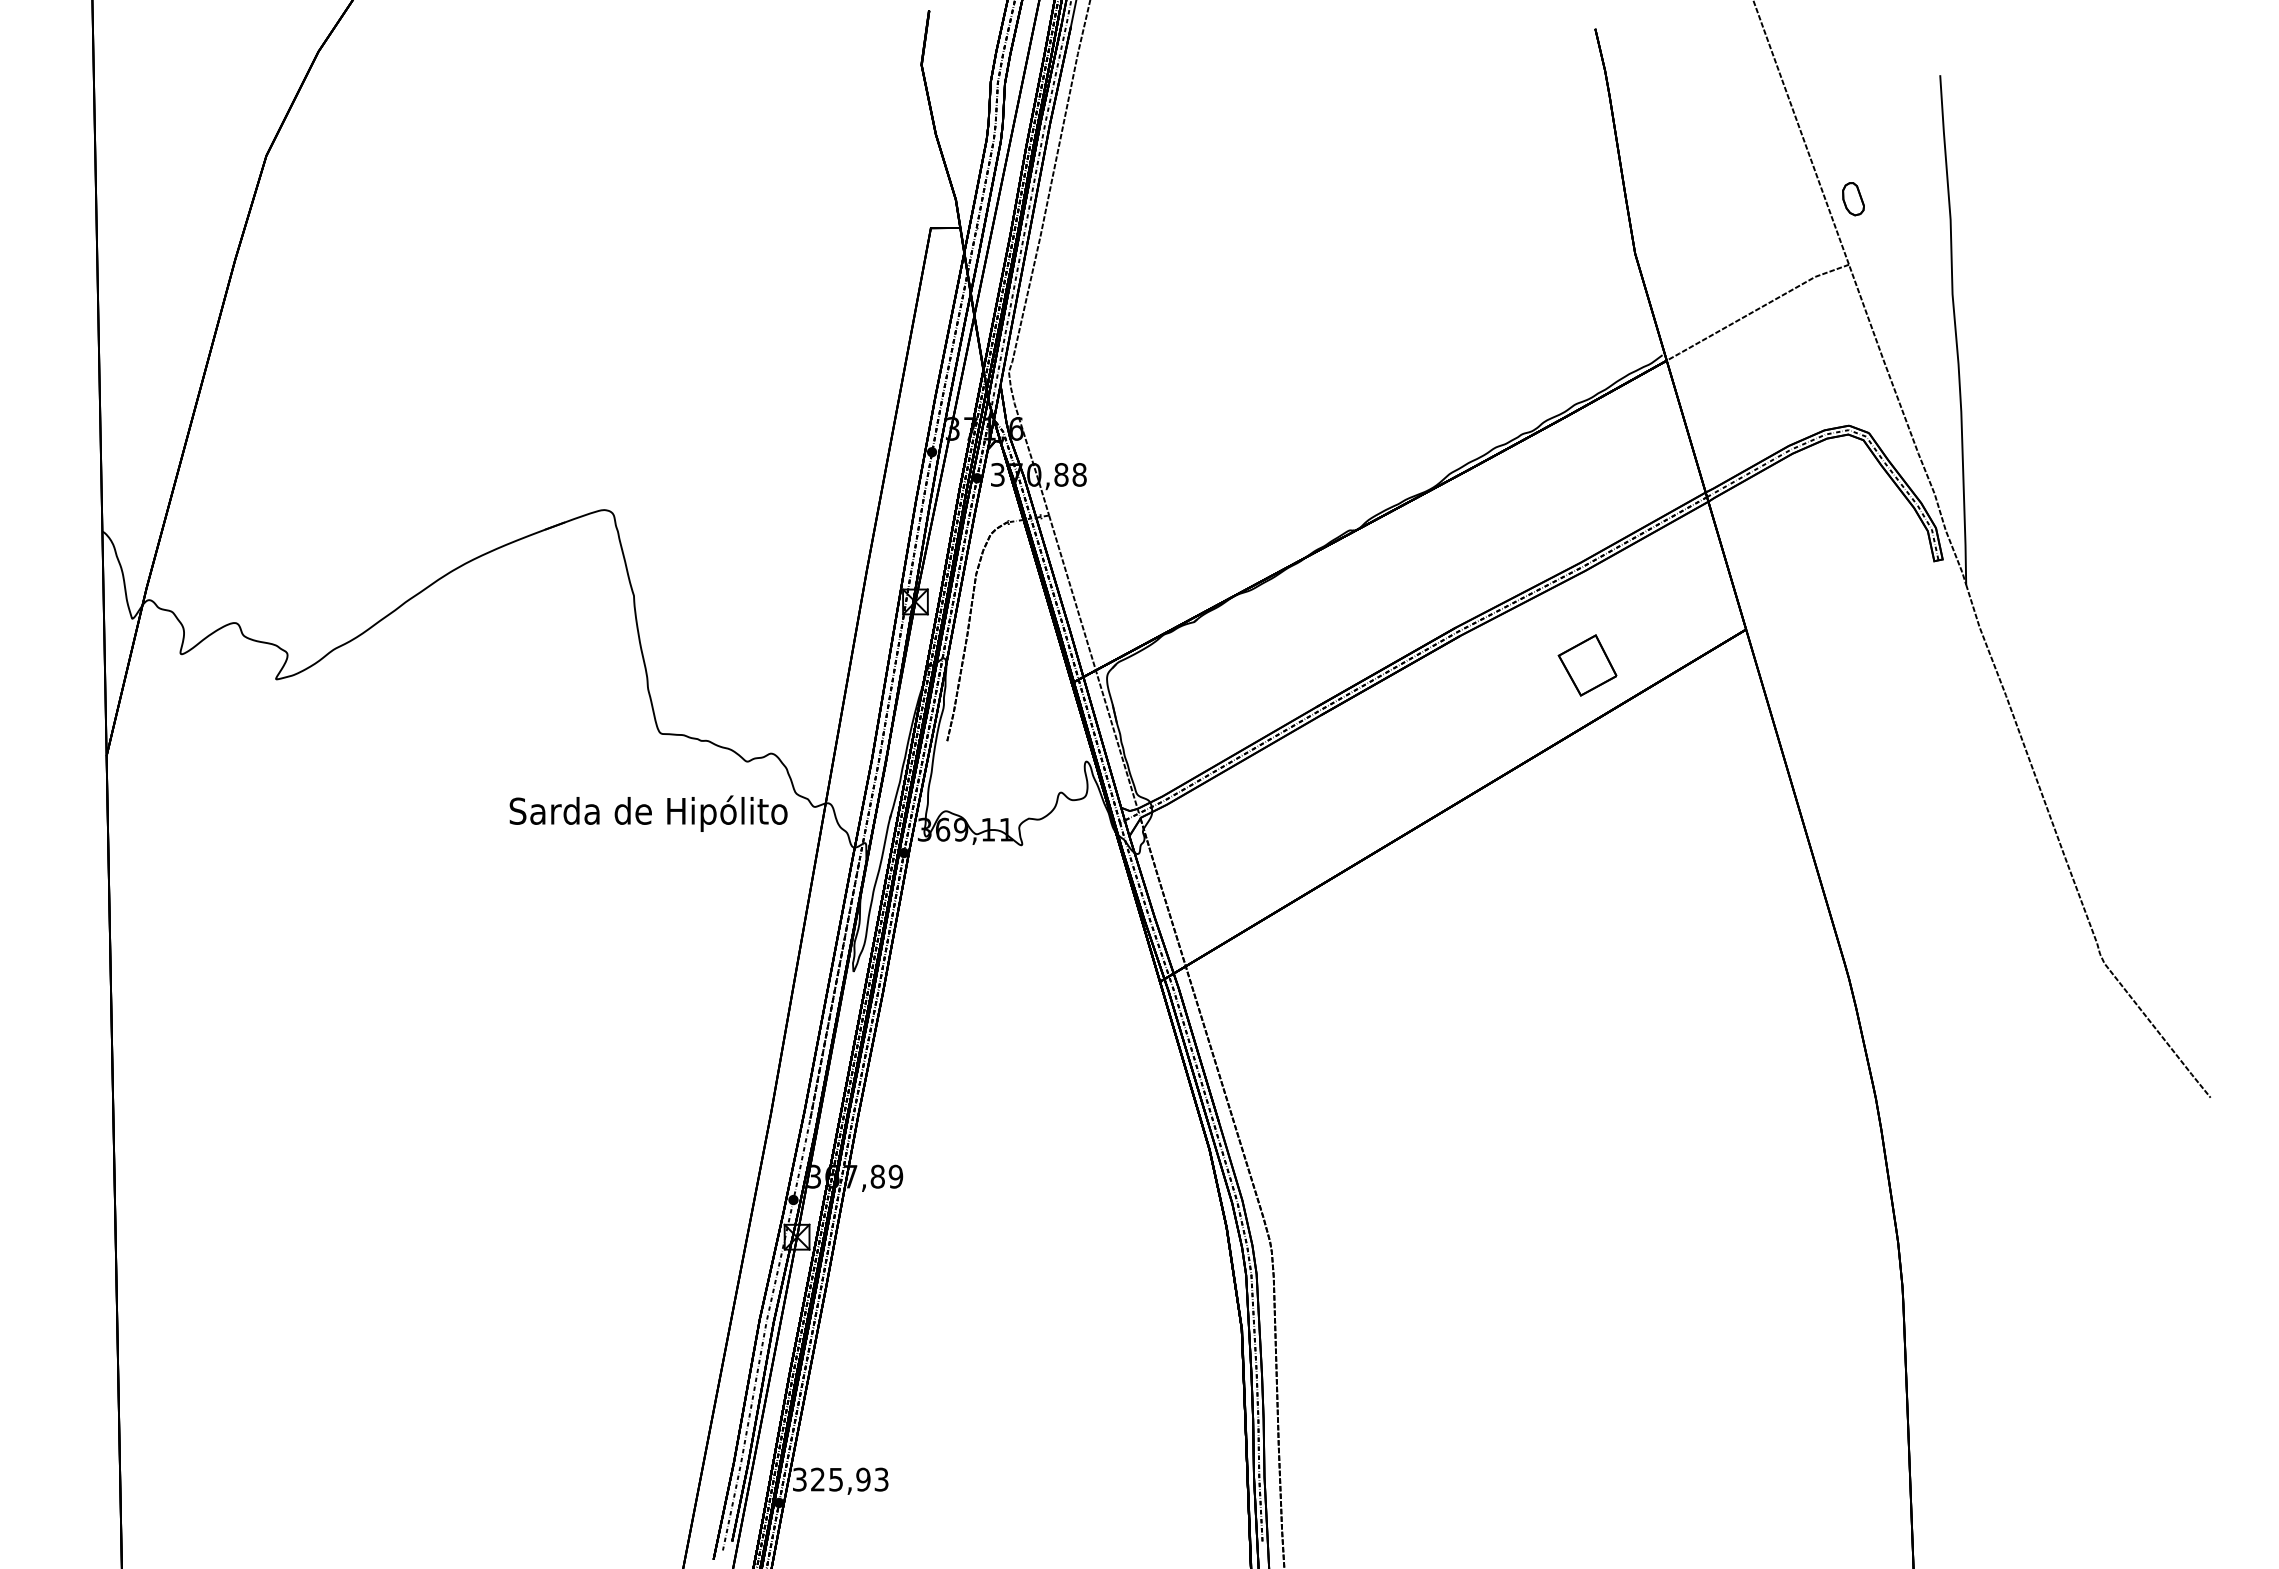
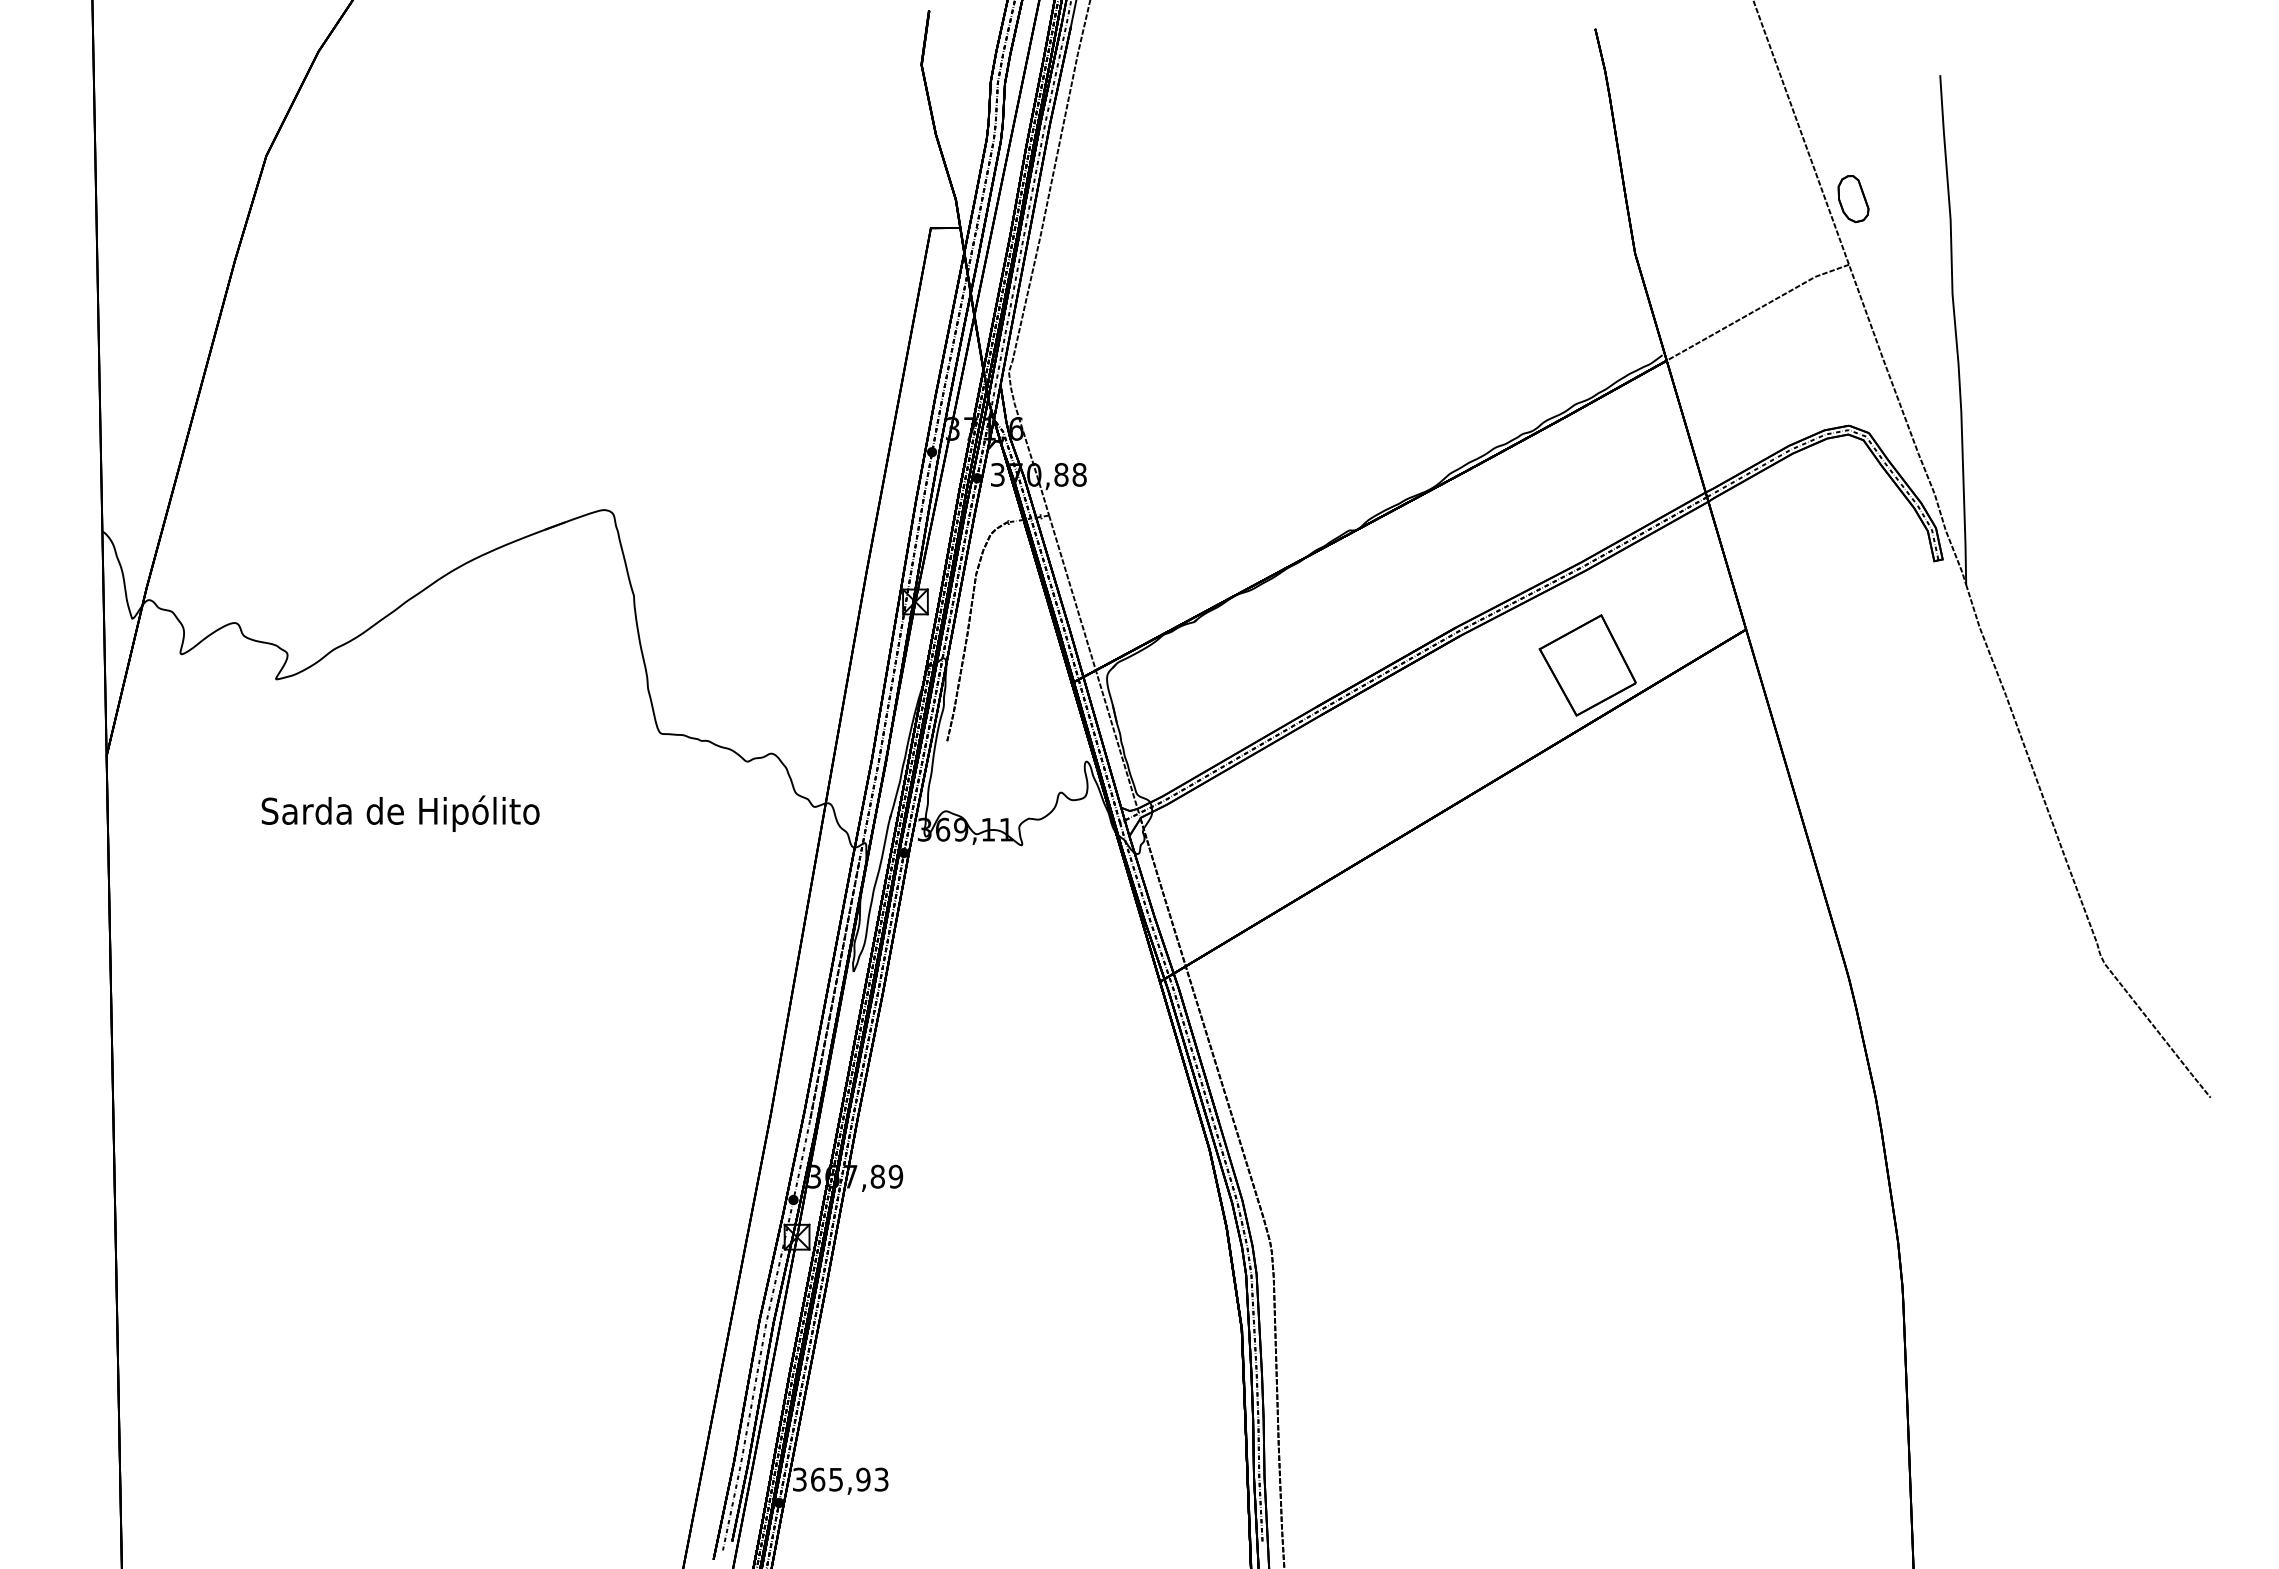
part size: 23x35 px -> 33x49 px (1853, 199)
part size: 61x63 px -> 99x103 px (1587, 665)
text position: (648, 813) -> (400, 813) (400, 813)
text: 325,93 -> 365,93 (818, 1479)
